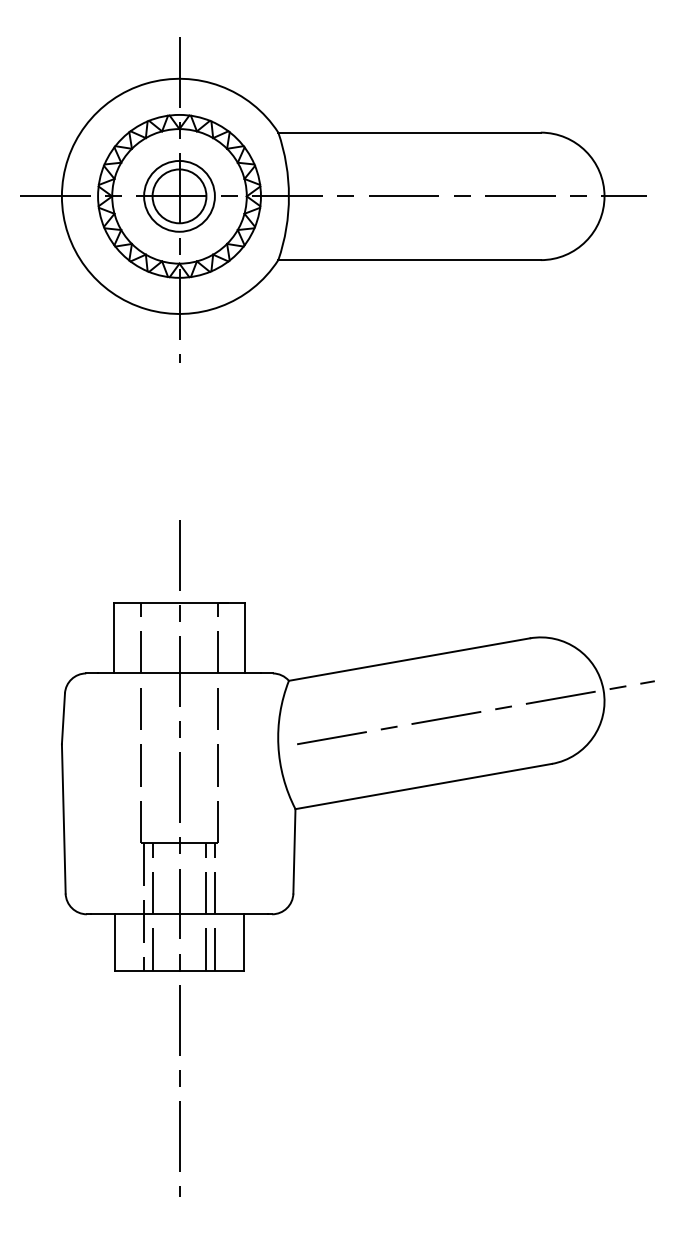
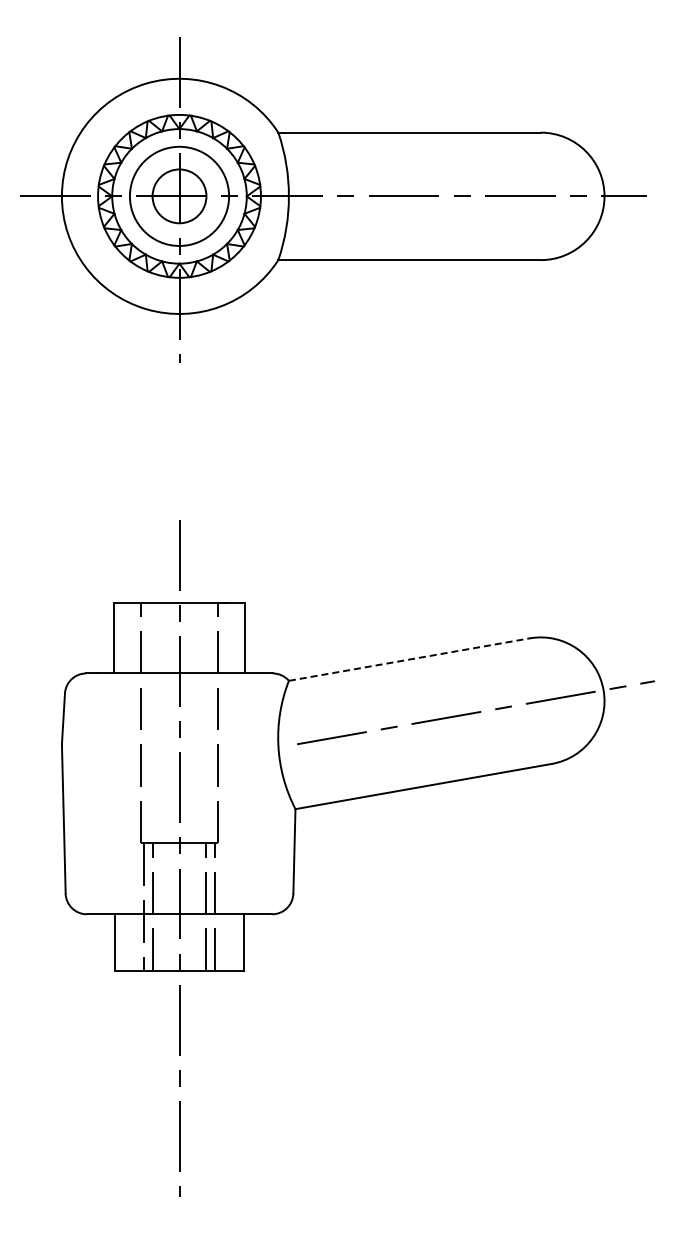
circle diameter: 71 px -> 99 px (179, 195)
line: solid -> dashed (409, 659)
